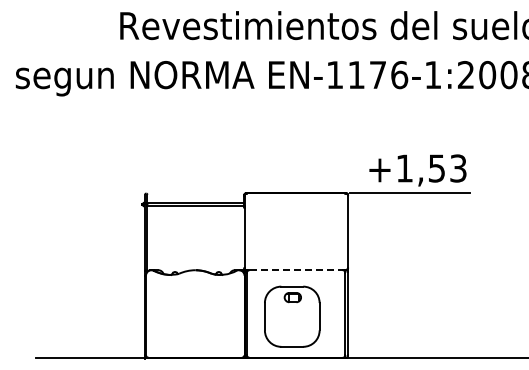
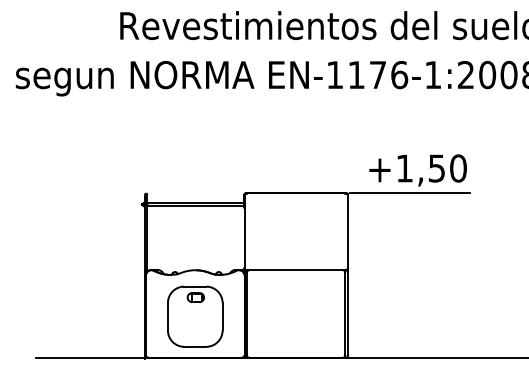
text: +1,53 -> +1,50 (458, 168)
line: dashed -> solid (296, 270)
part position: (292, 316) -> (195, 316) (195, 316)
